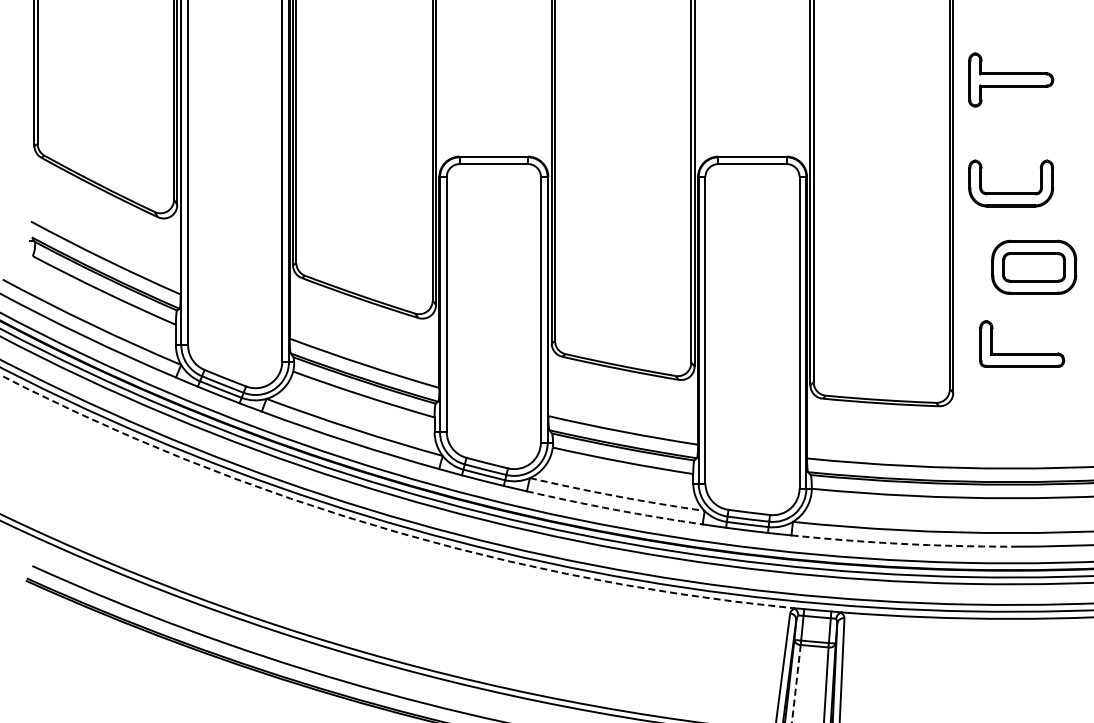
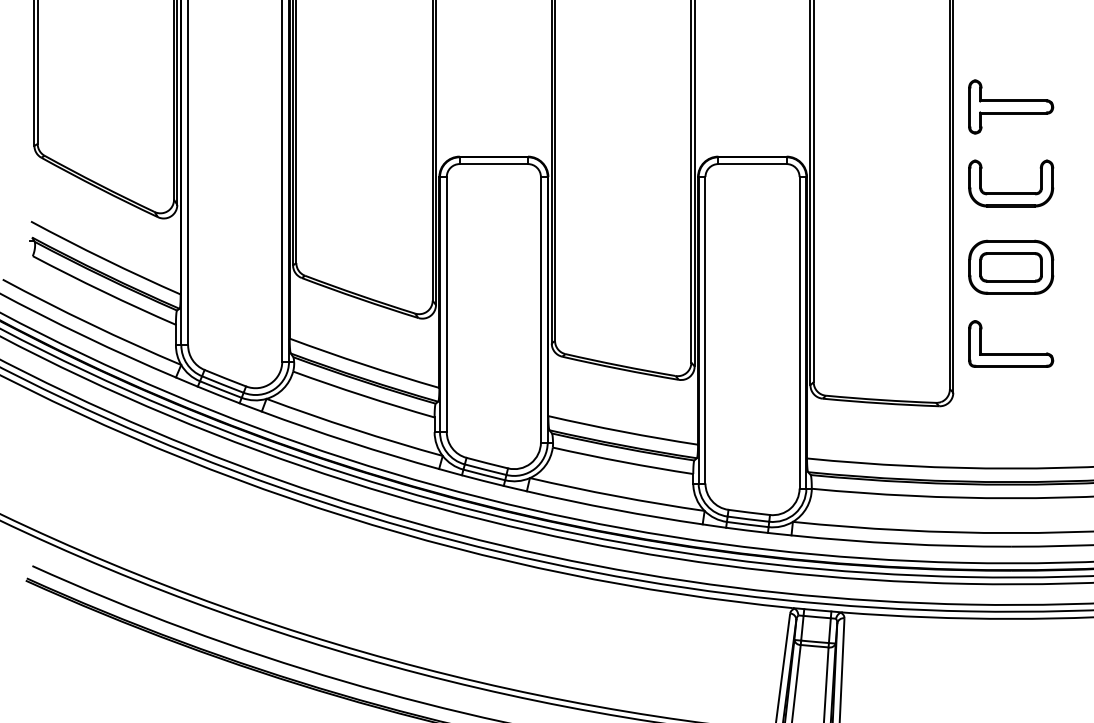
part position: (1011, 79) -> (1011, 106) (1011, 106)
part position: (1034, 266) -> (1011, 266) (1011, 266)
part position: (1022, 353) -> (1011, 353) (1011, 353)
arc: dashed -> solid (616, 496)
arc: dashed -> solid (614, 509)
arc: dashed -> solid (385, 528)
arc: dashed -> solid (901, 543)
line: dashed -> solid (796, 683)
